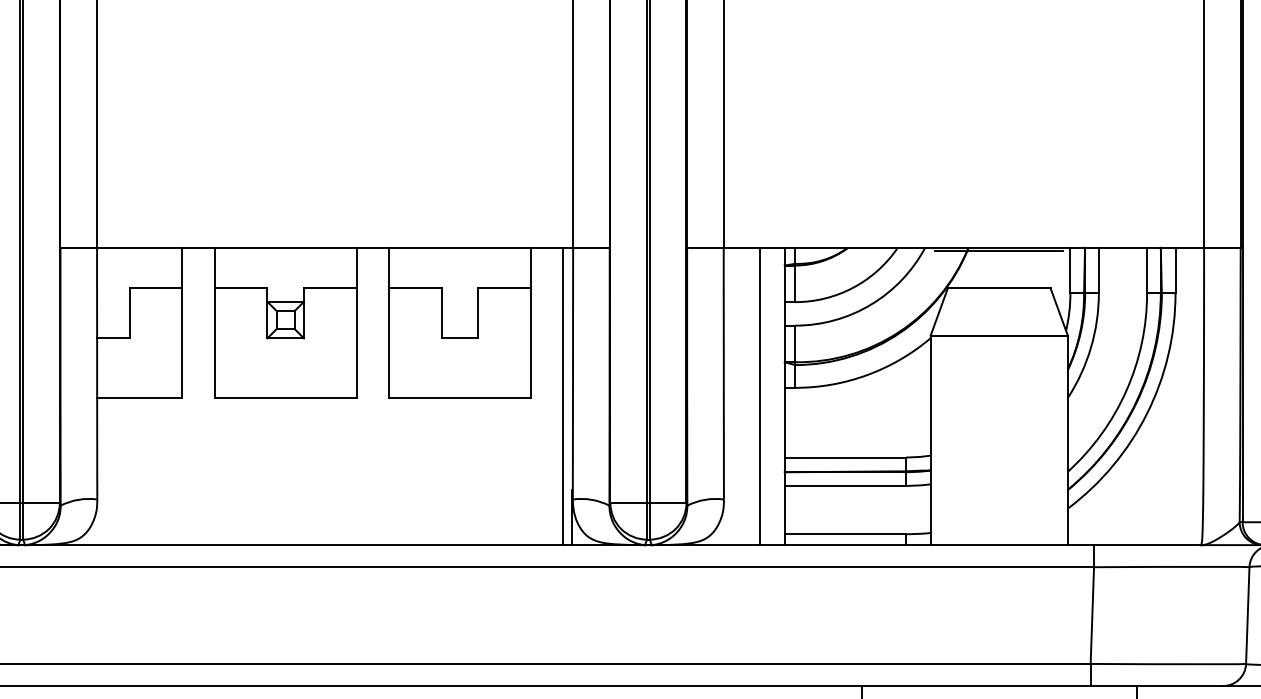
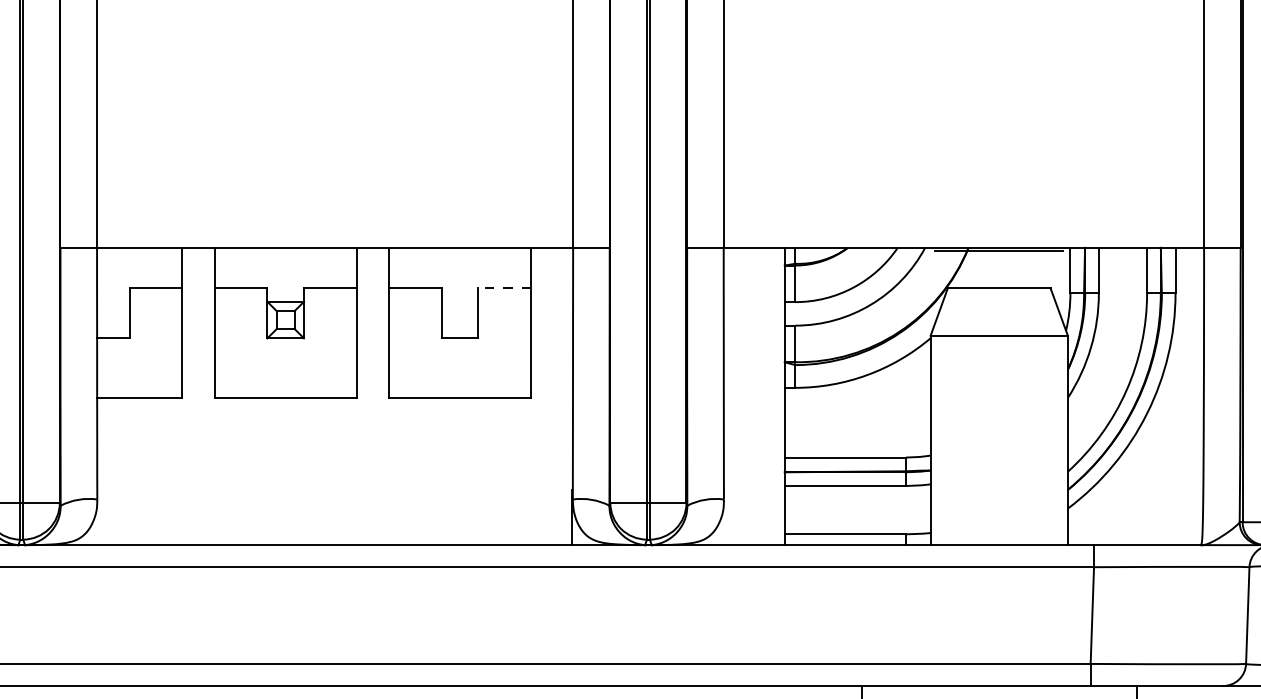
line: solid -> dashed (504, 288)
line: present -> none (562, 396)
line: present -> none (759, 396)
